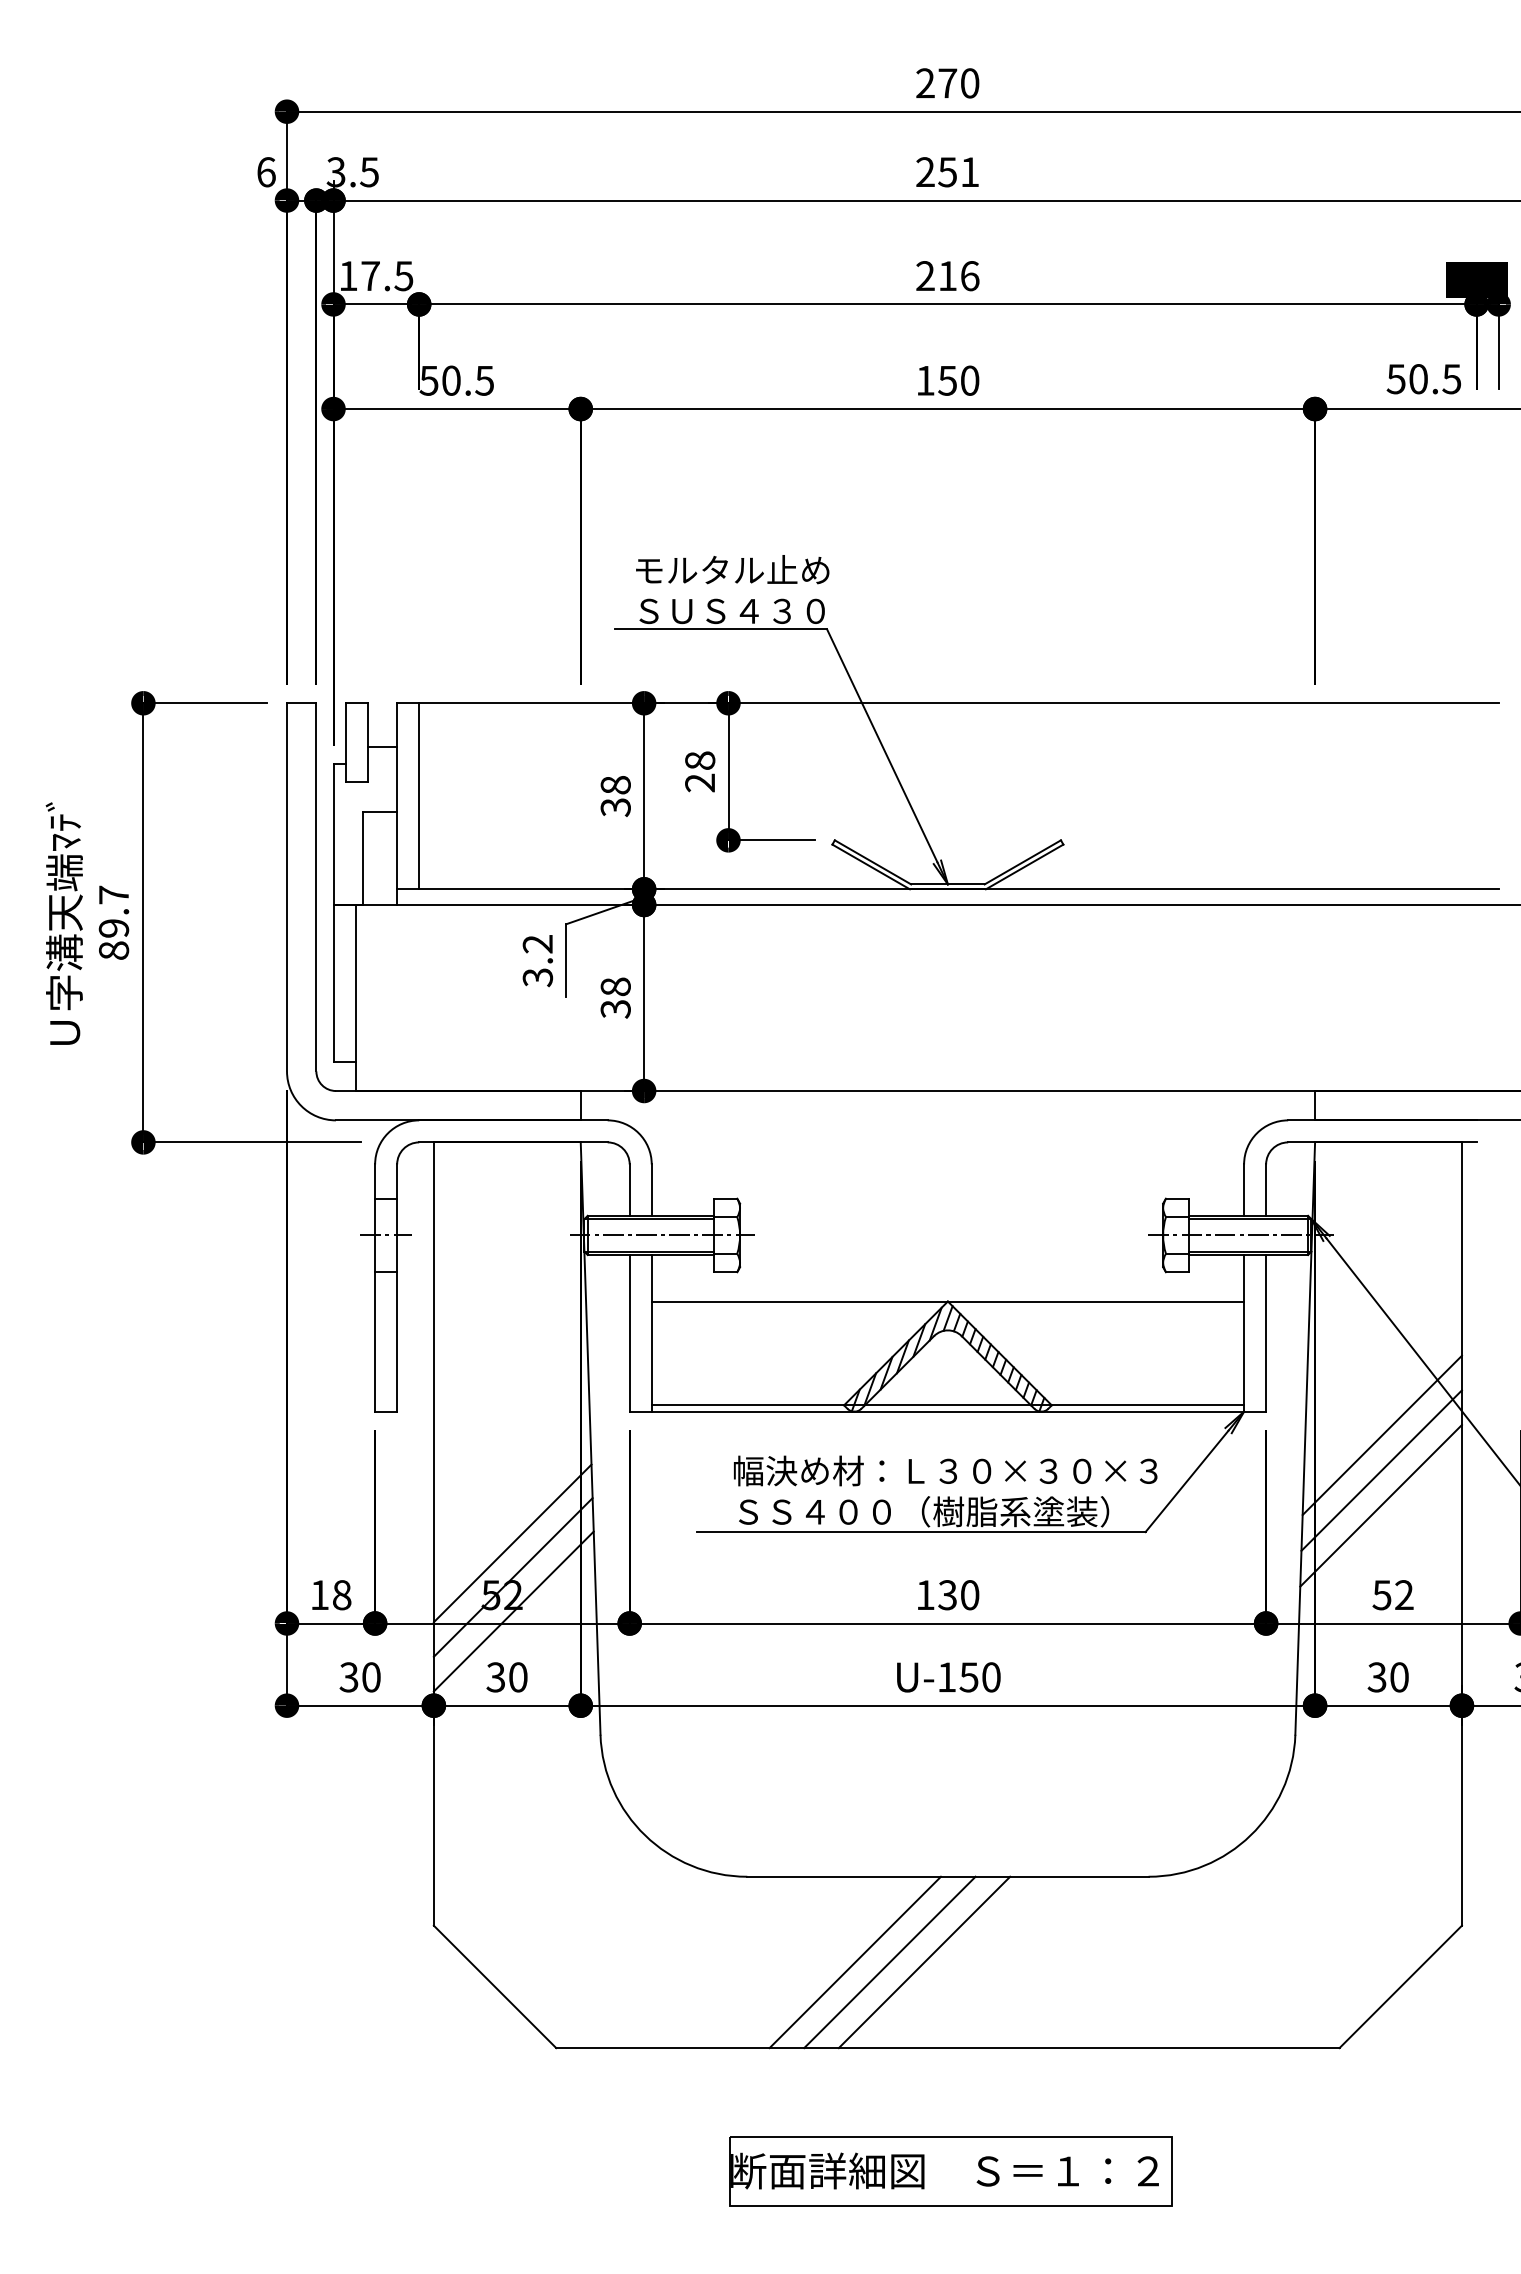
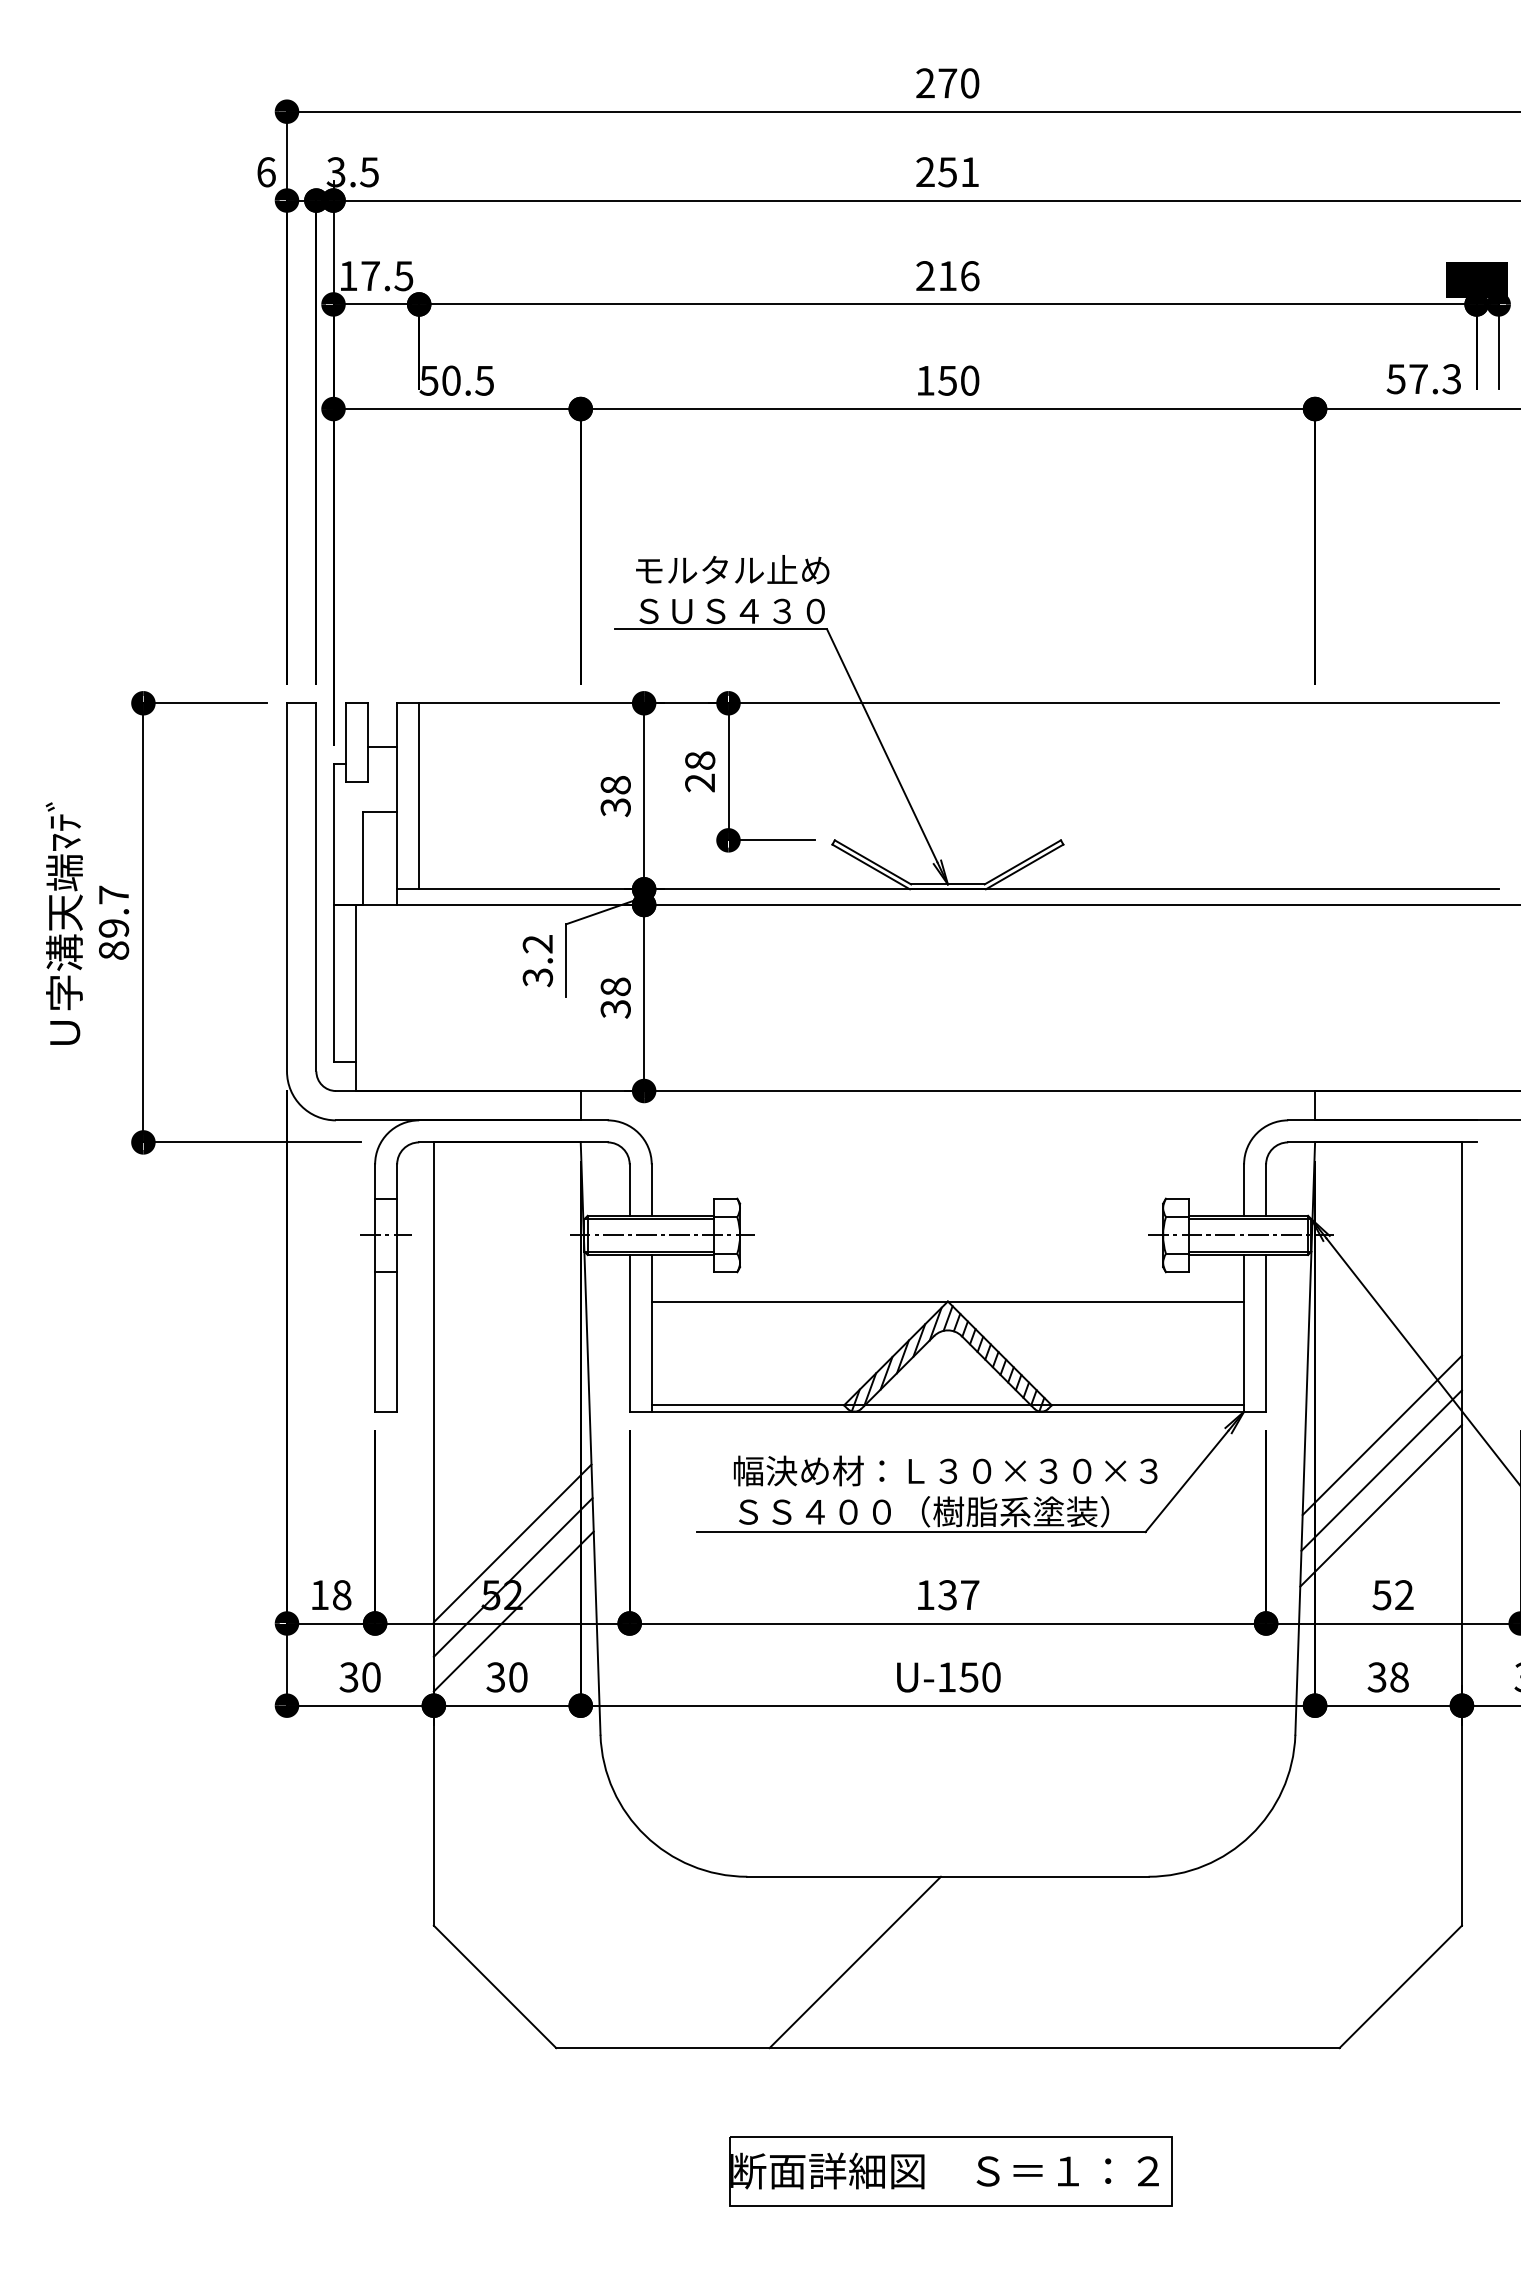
text: 50.5 -> 57.3 (1435, 379)
text: 130 -> 137 (970, 1595)
text: 30 -> 38 (1399, 1677)
line: present -> none (889, 1962)
line: present -> none (924, 1962)
